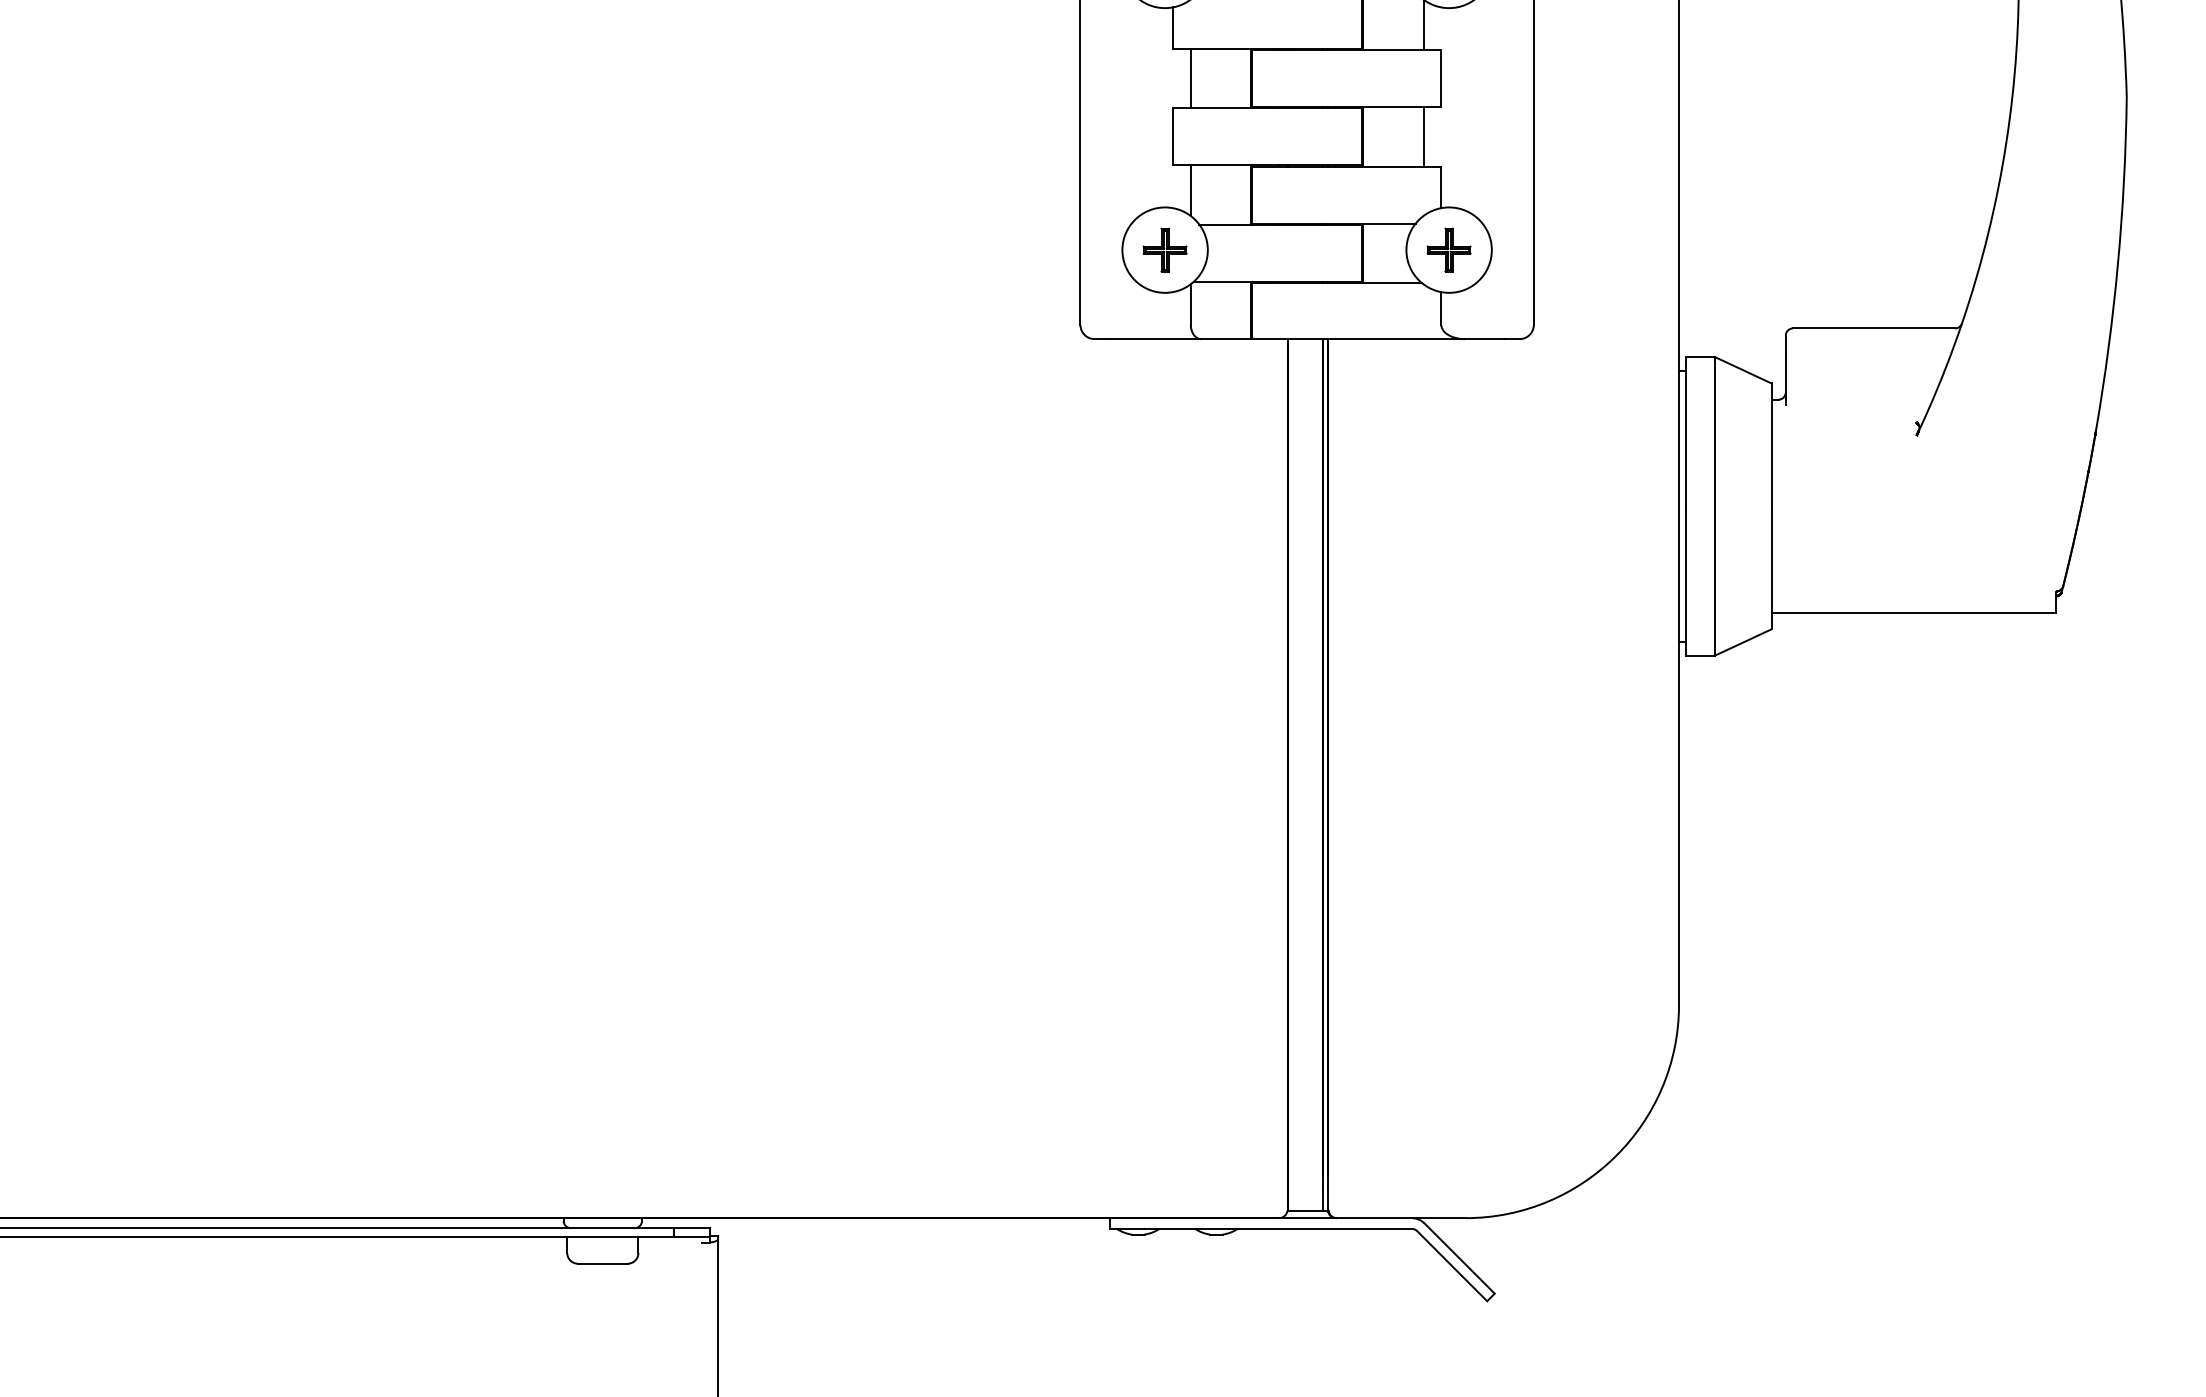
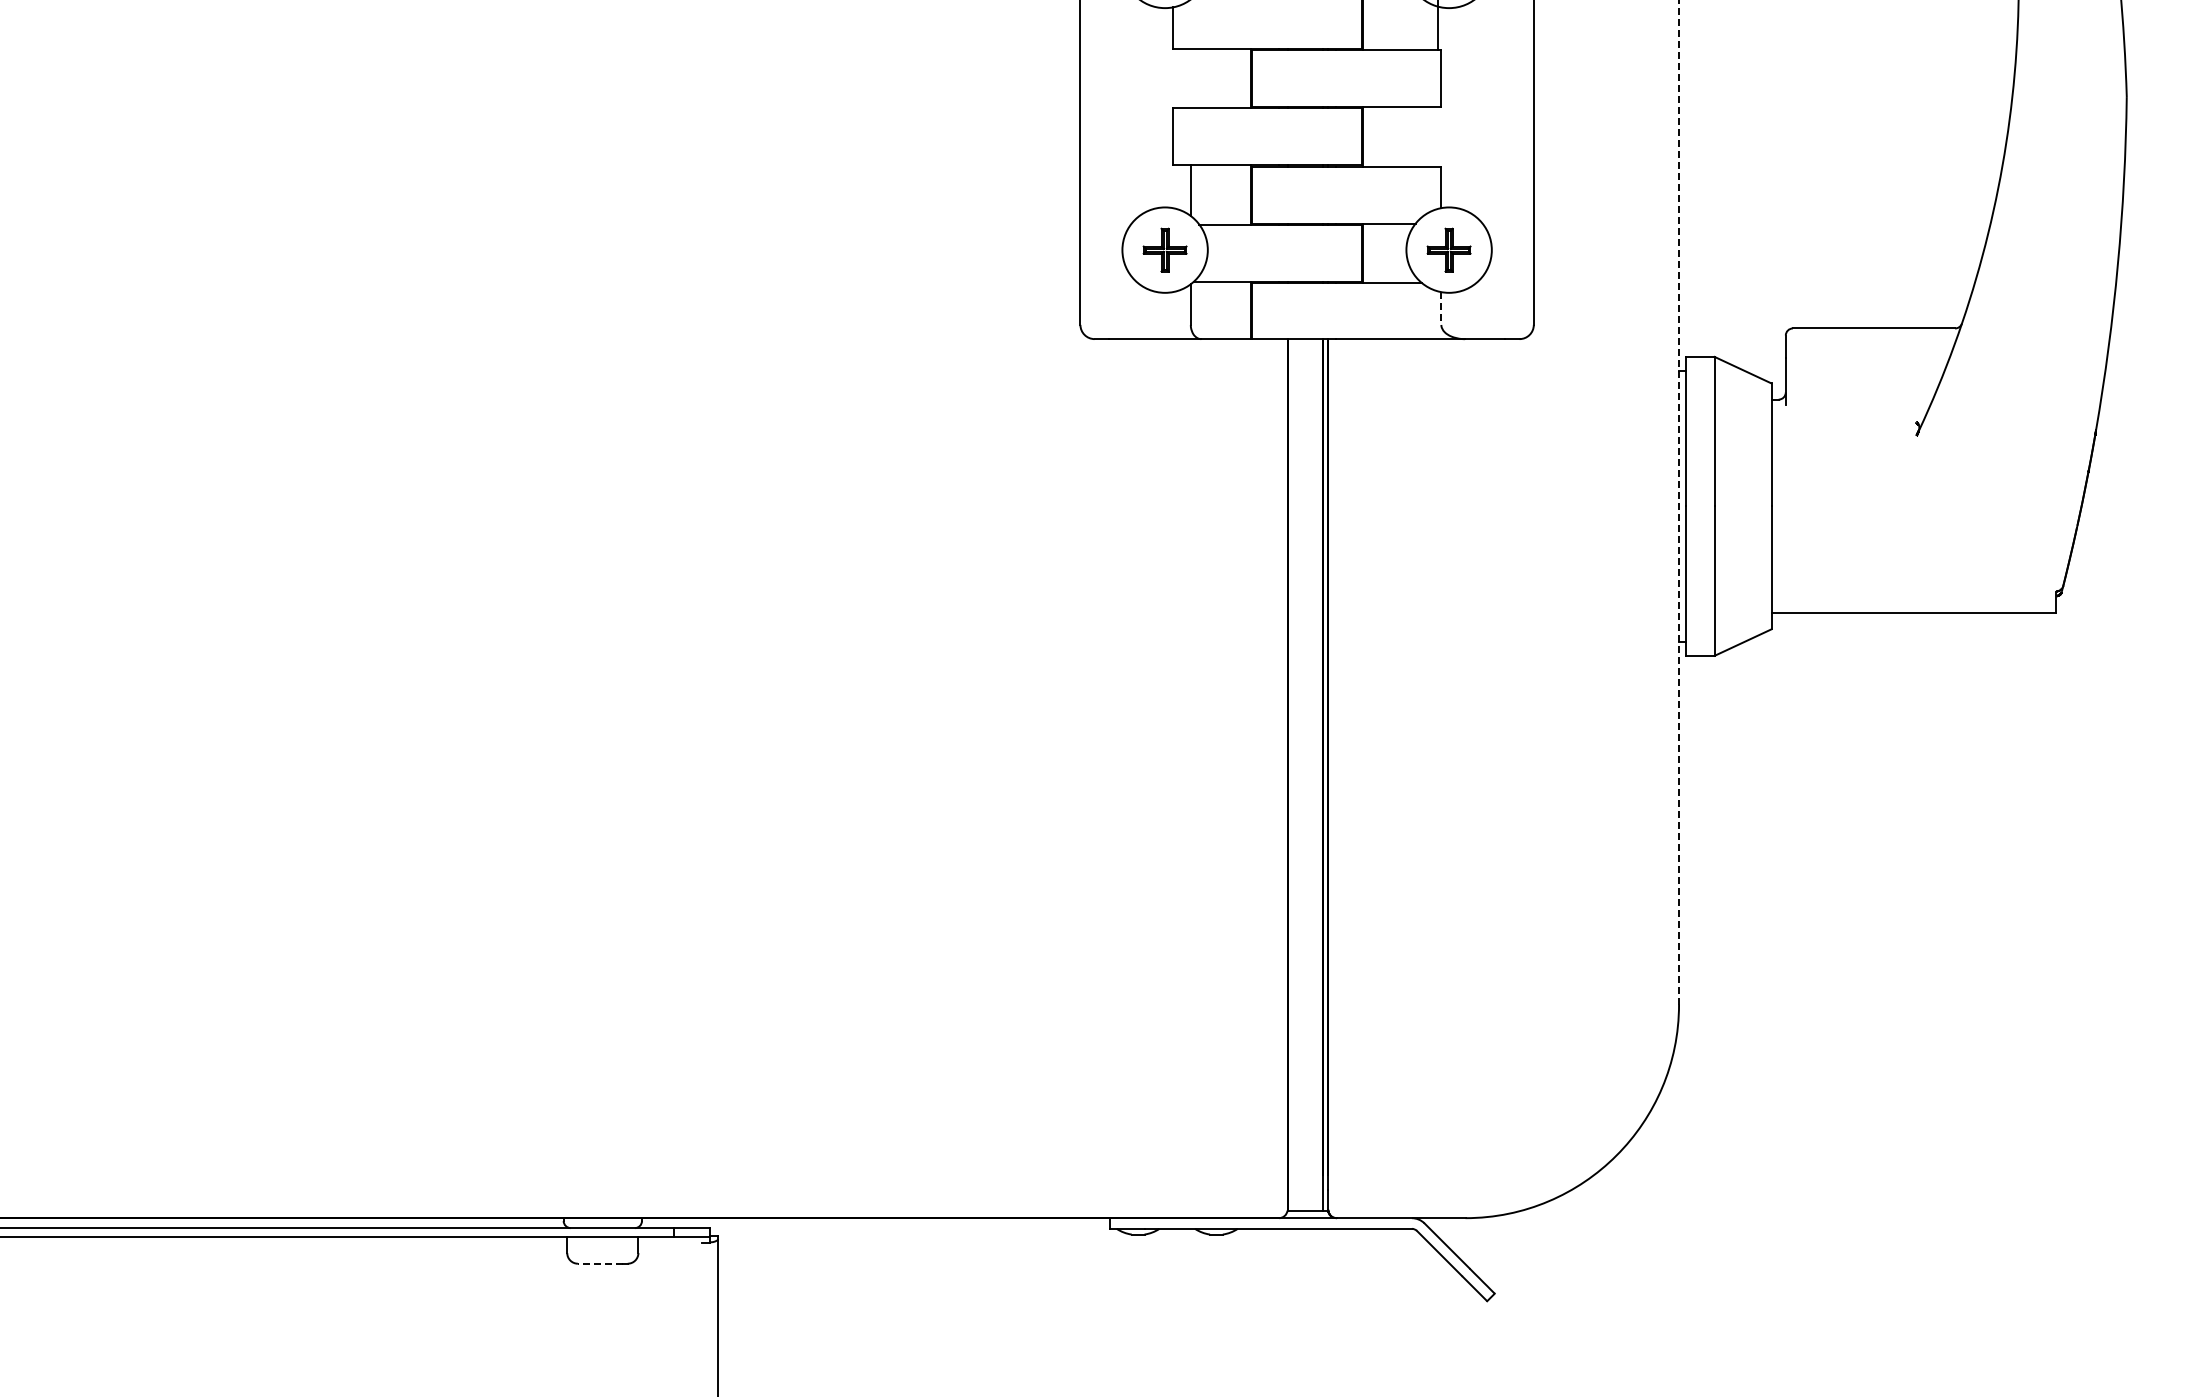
line position: (1423, 26) -> (1437, 26) (1437, 26)
line: present -> none (1190, 78)
line: present -> none (1423, 136)
line: solid -> dashed (1441, 309)
line: solid -> dashed (1679, 502)
line: solid -> dashed (599, 1263)
